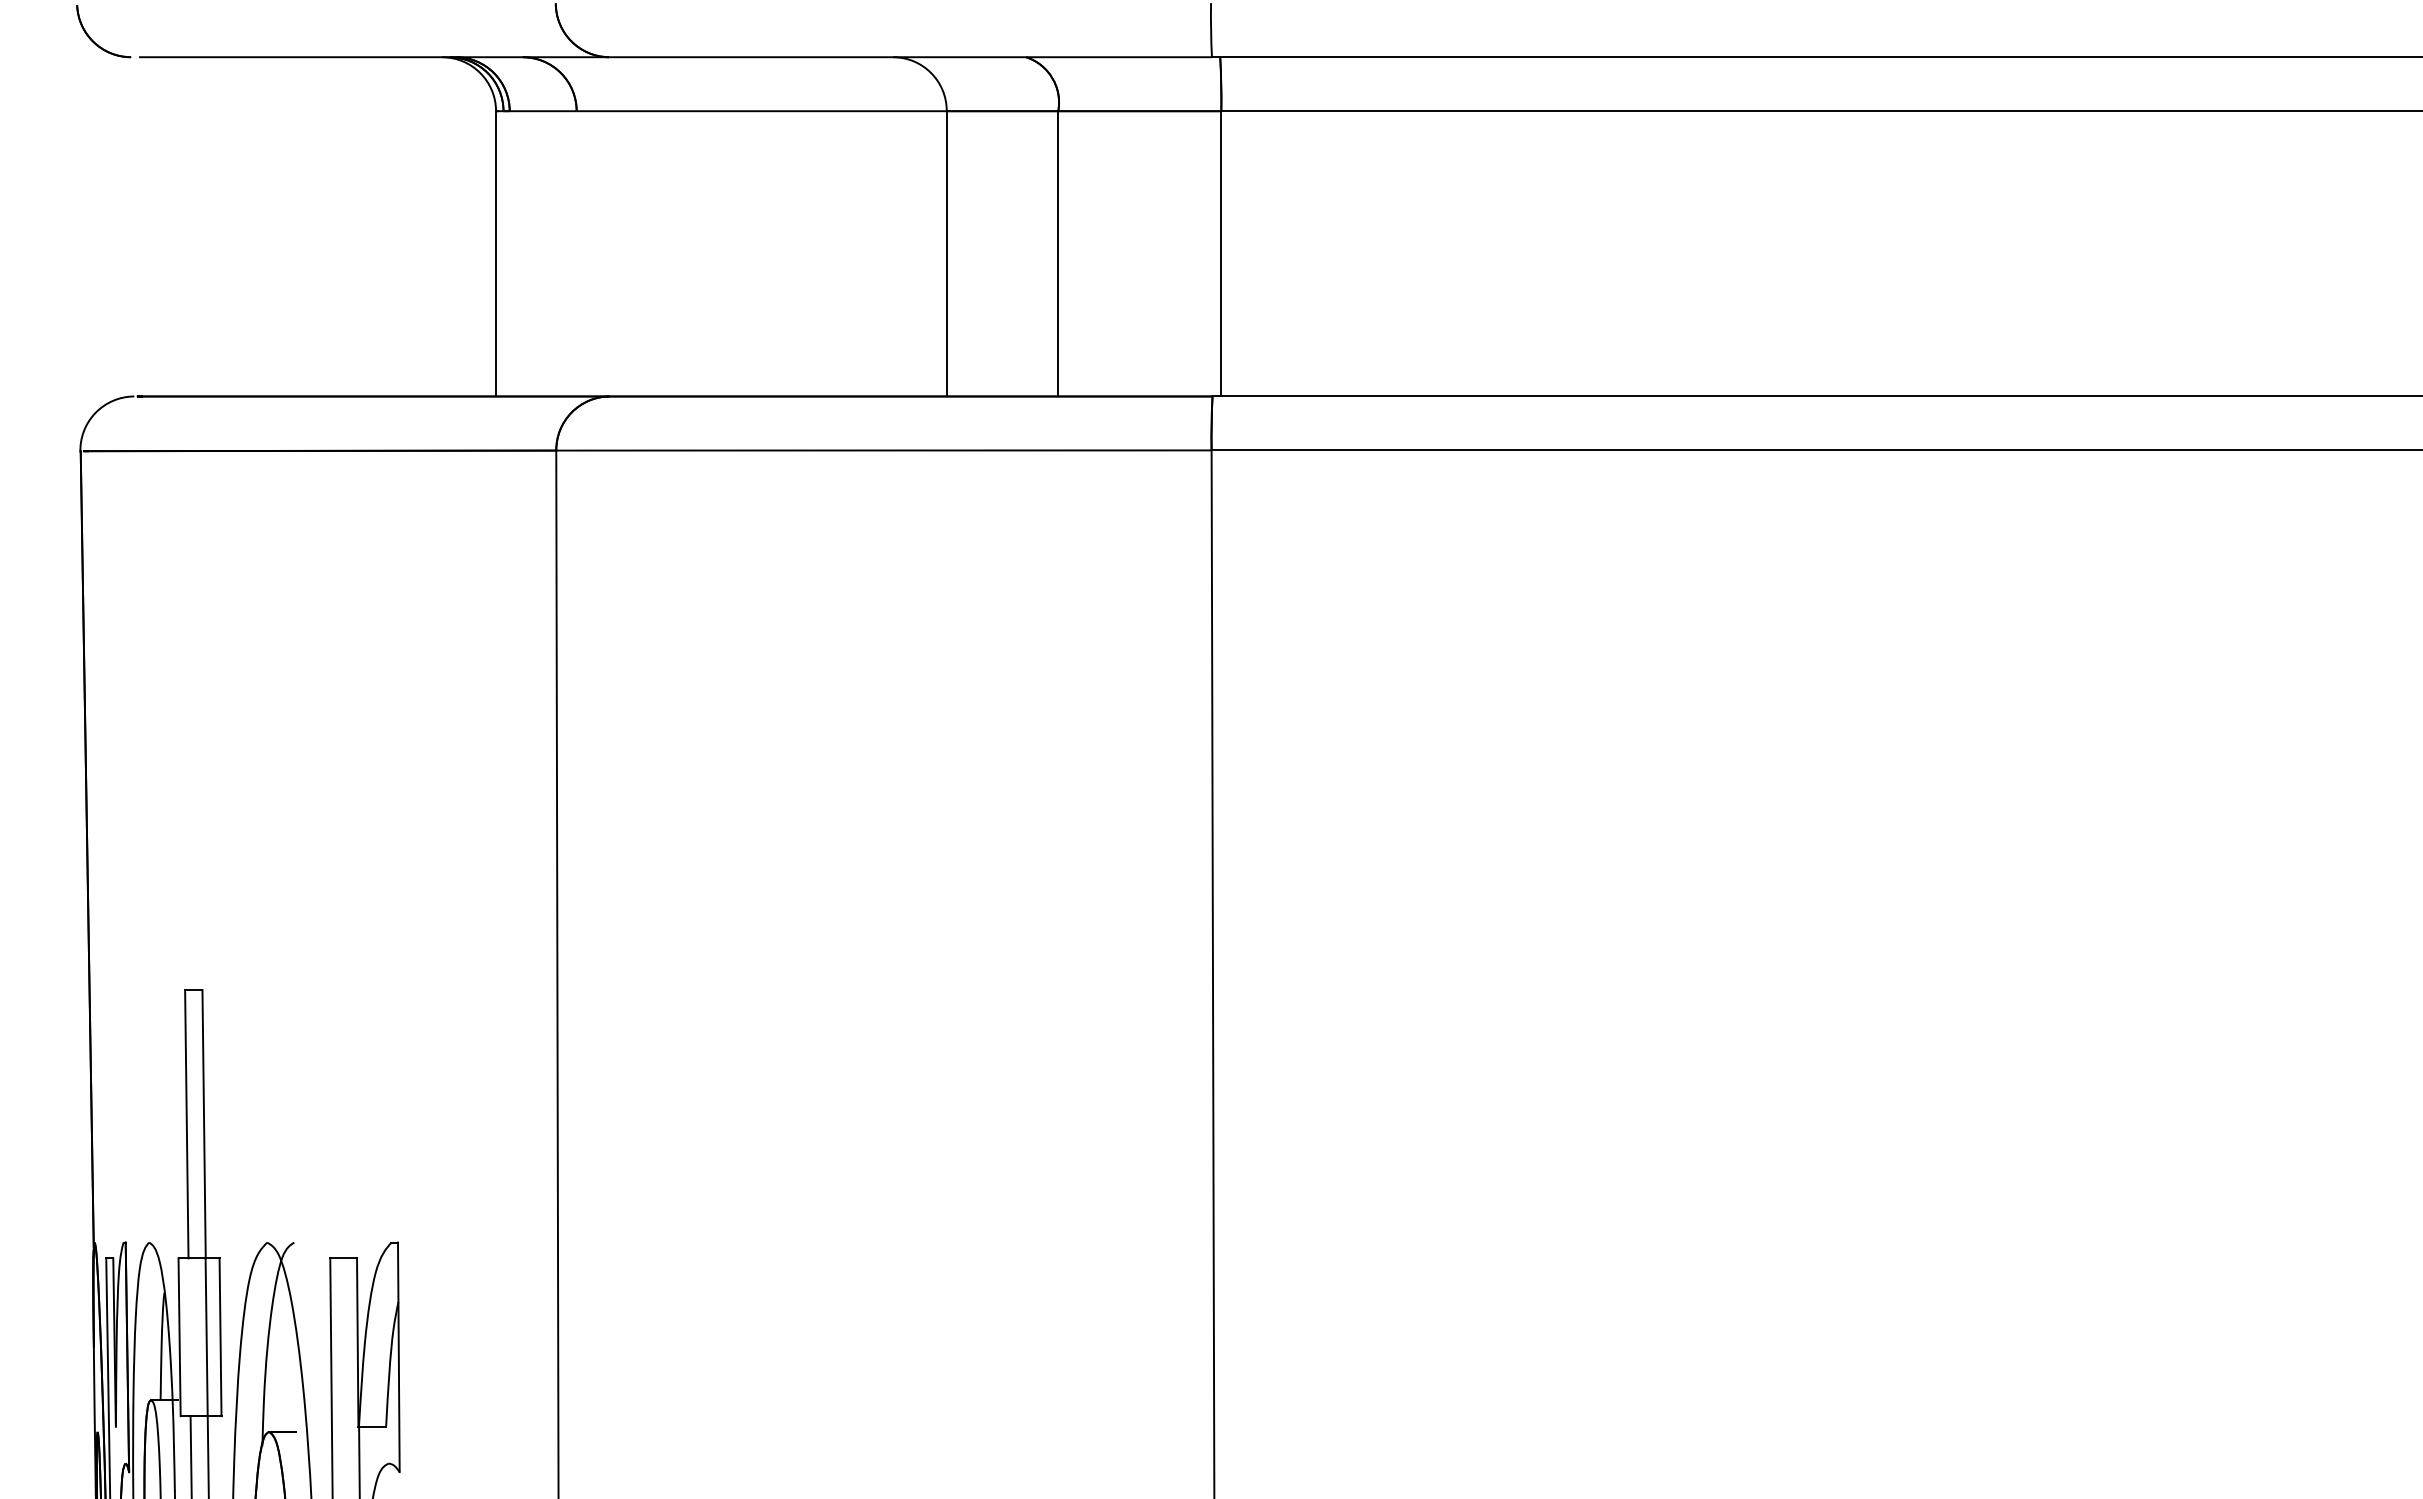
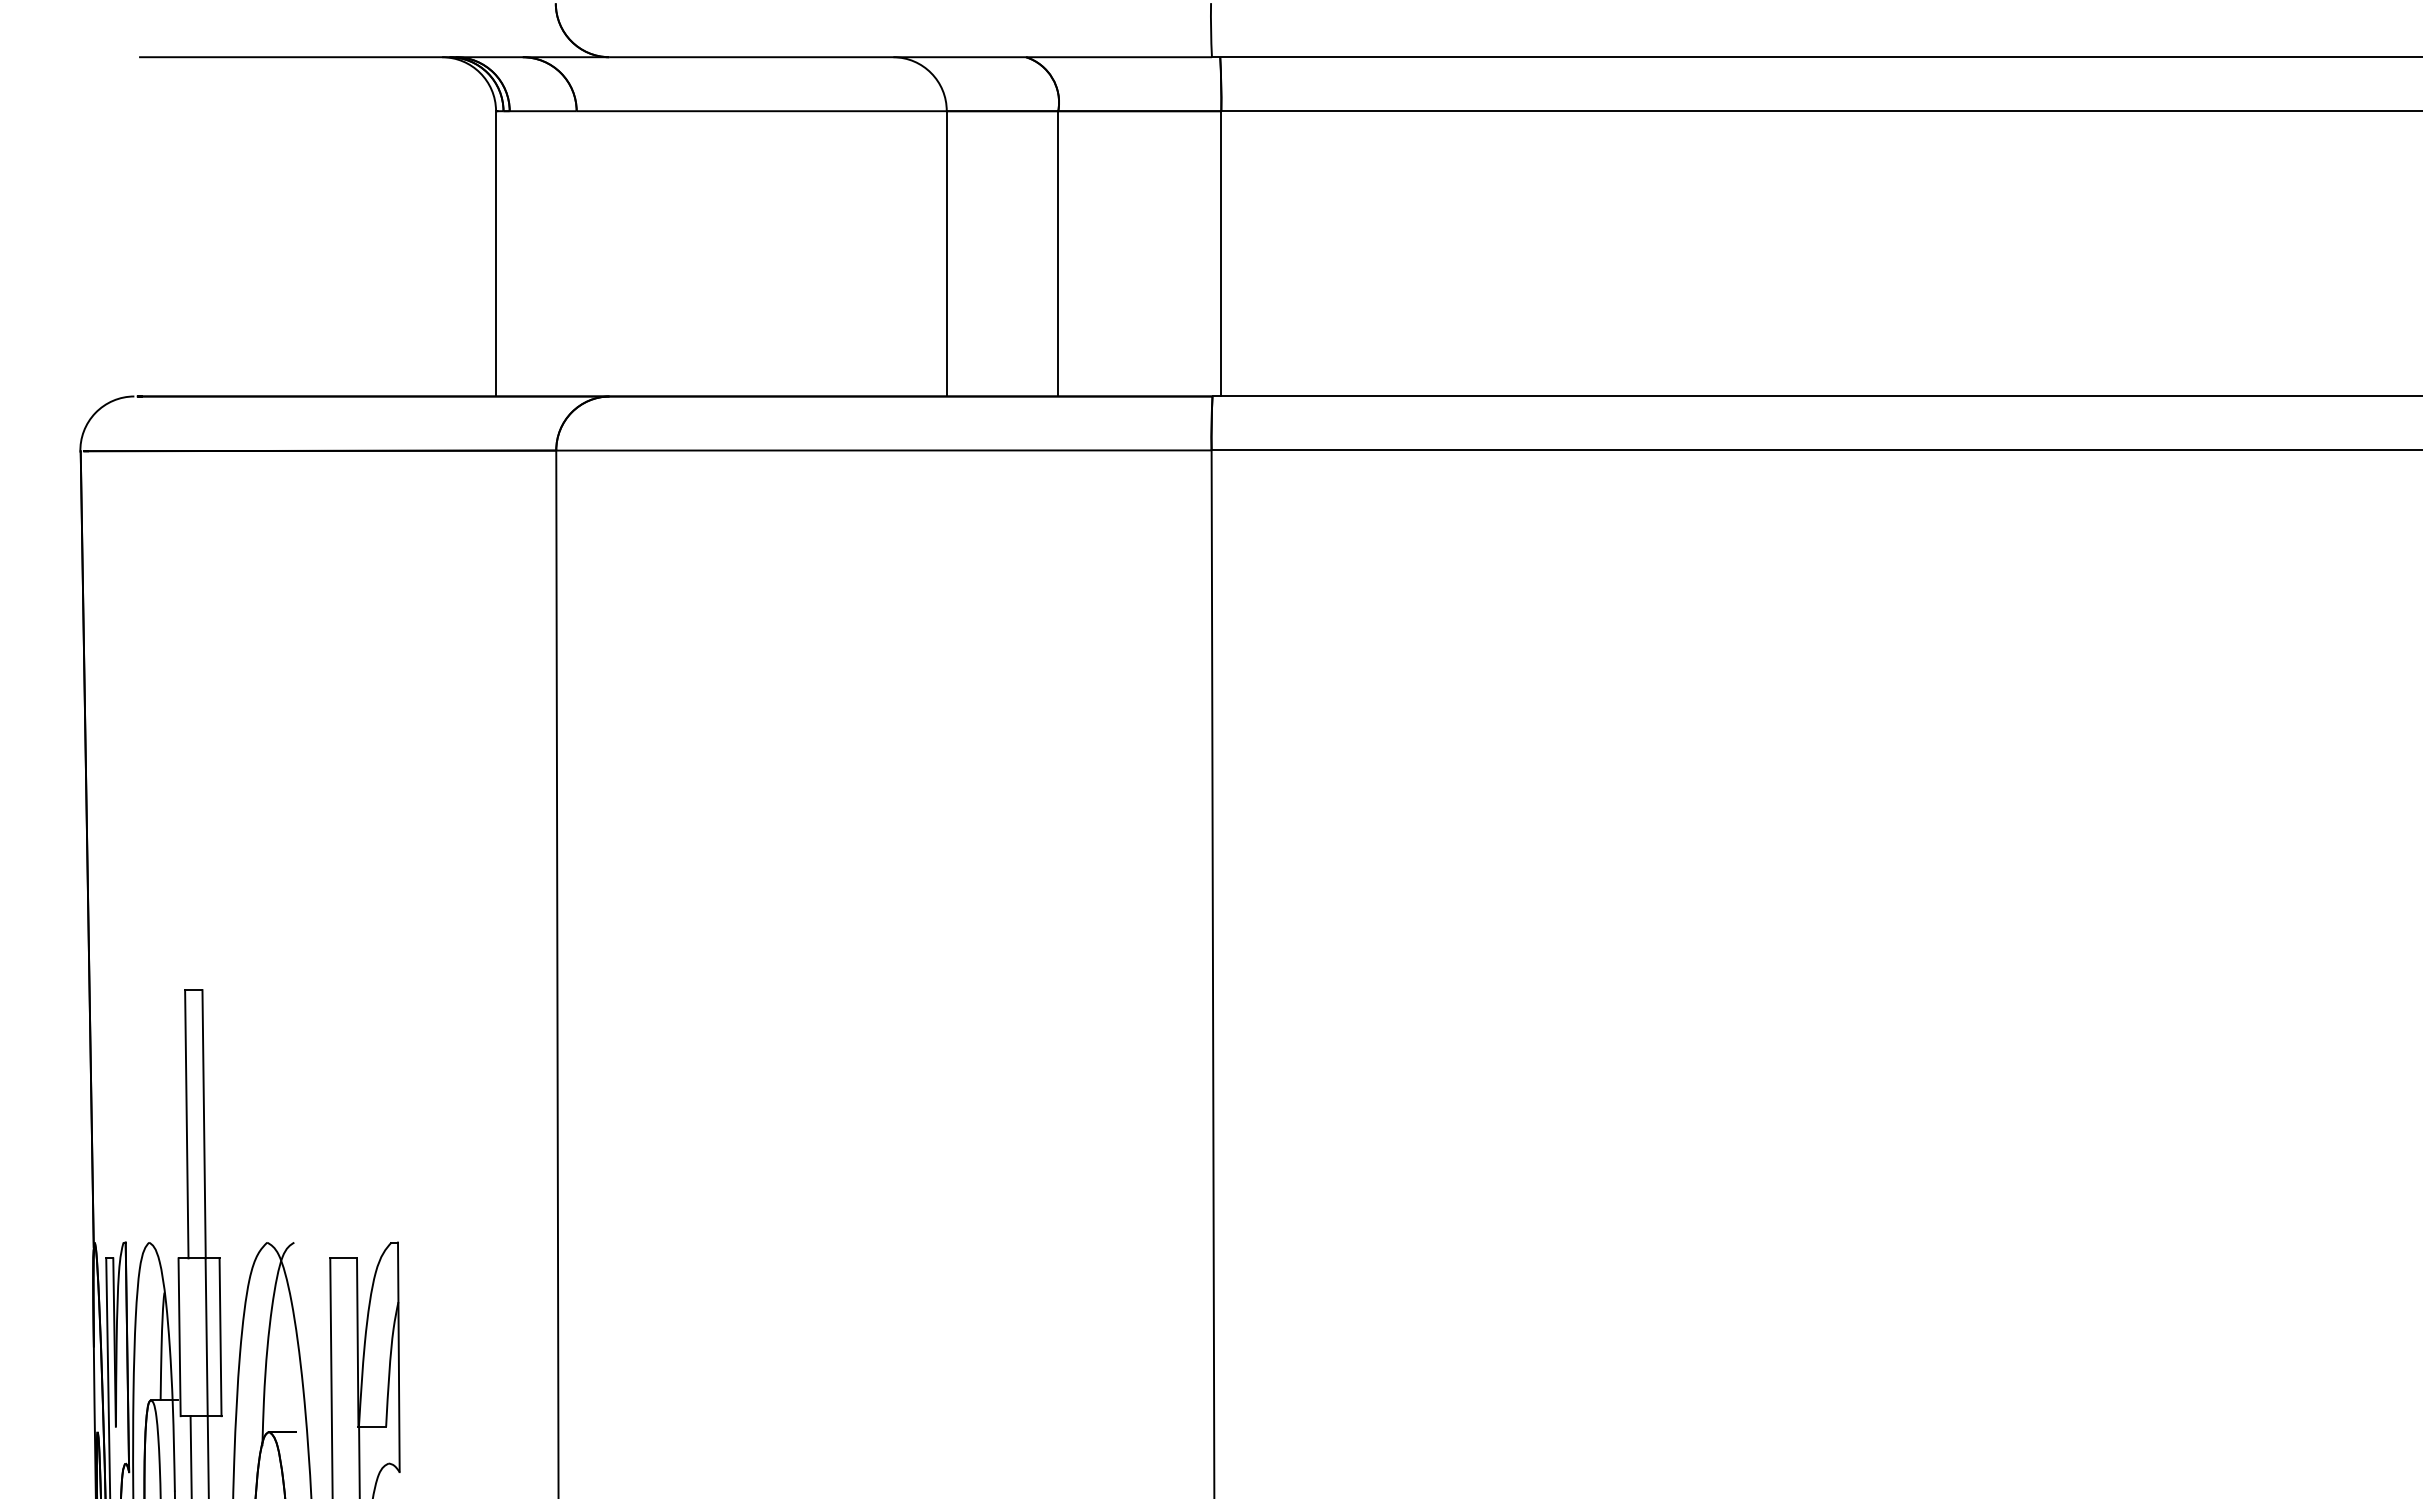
part: present -> none (93, 40)
